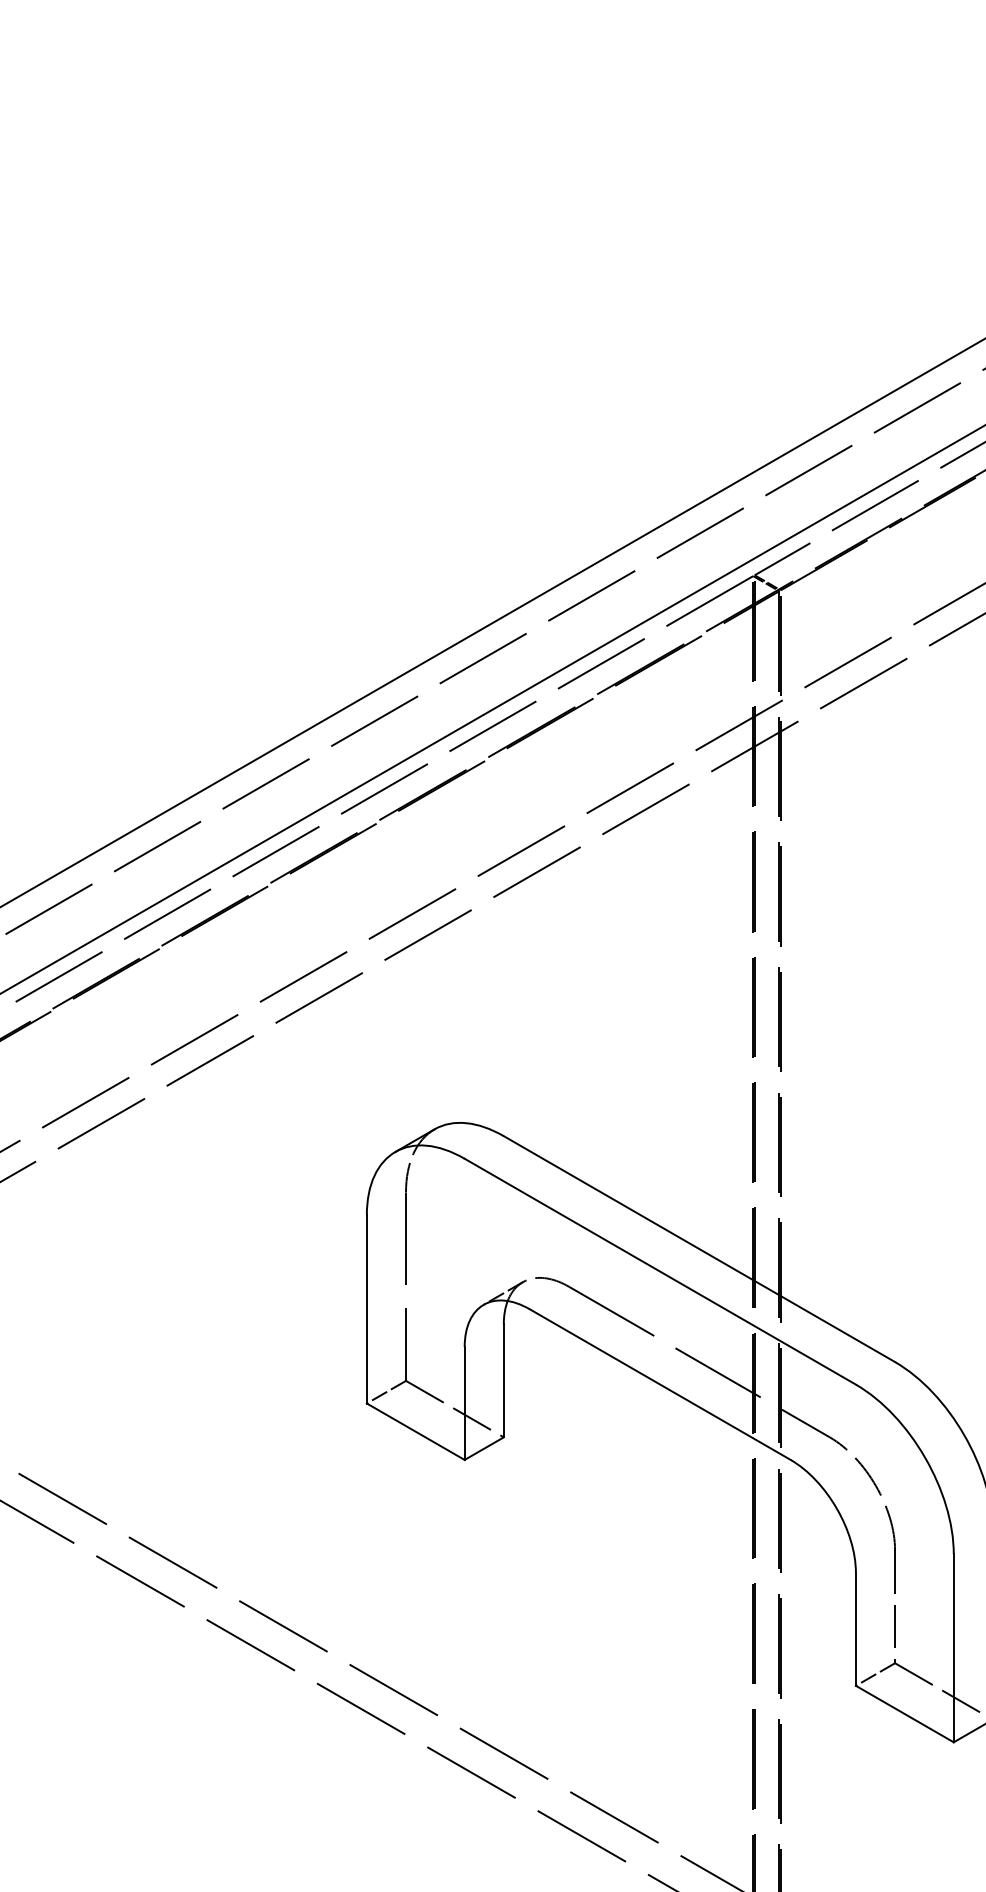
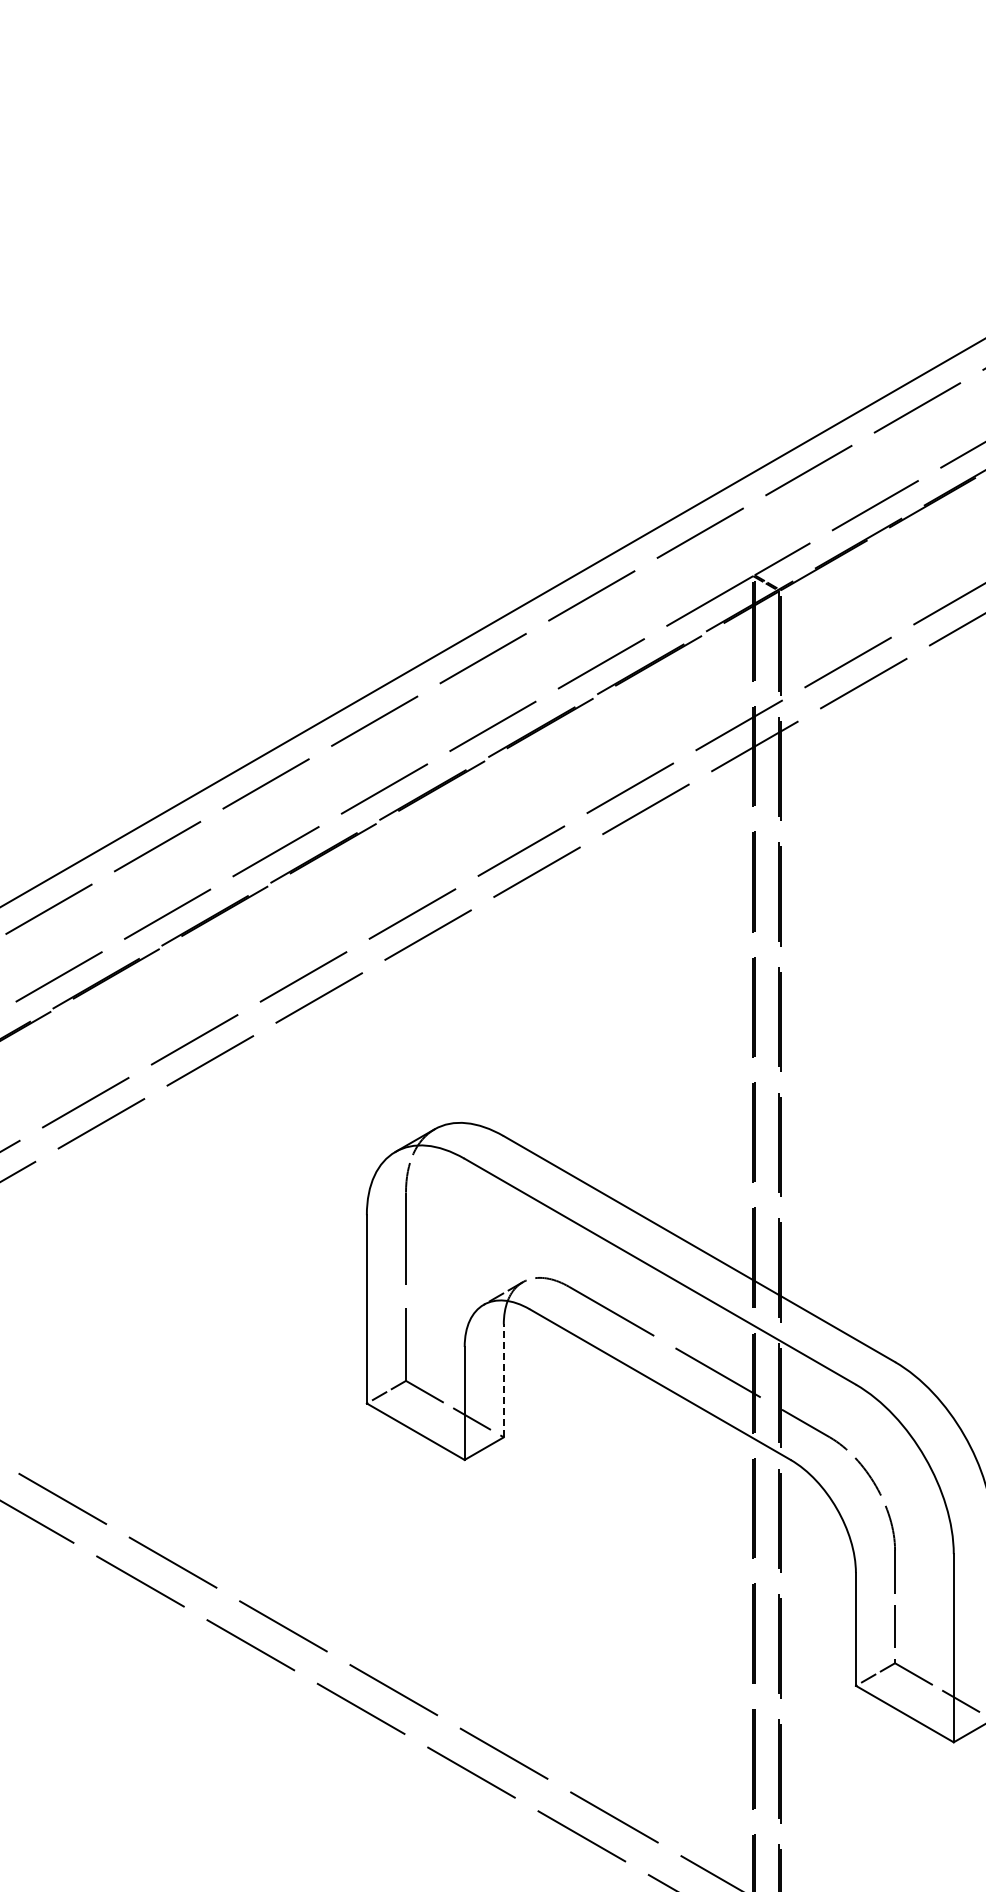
line: present -> none (492, 709)
line: solid -> dashed (503, 1380)
